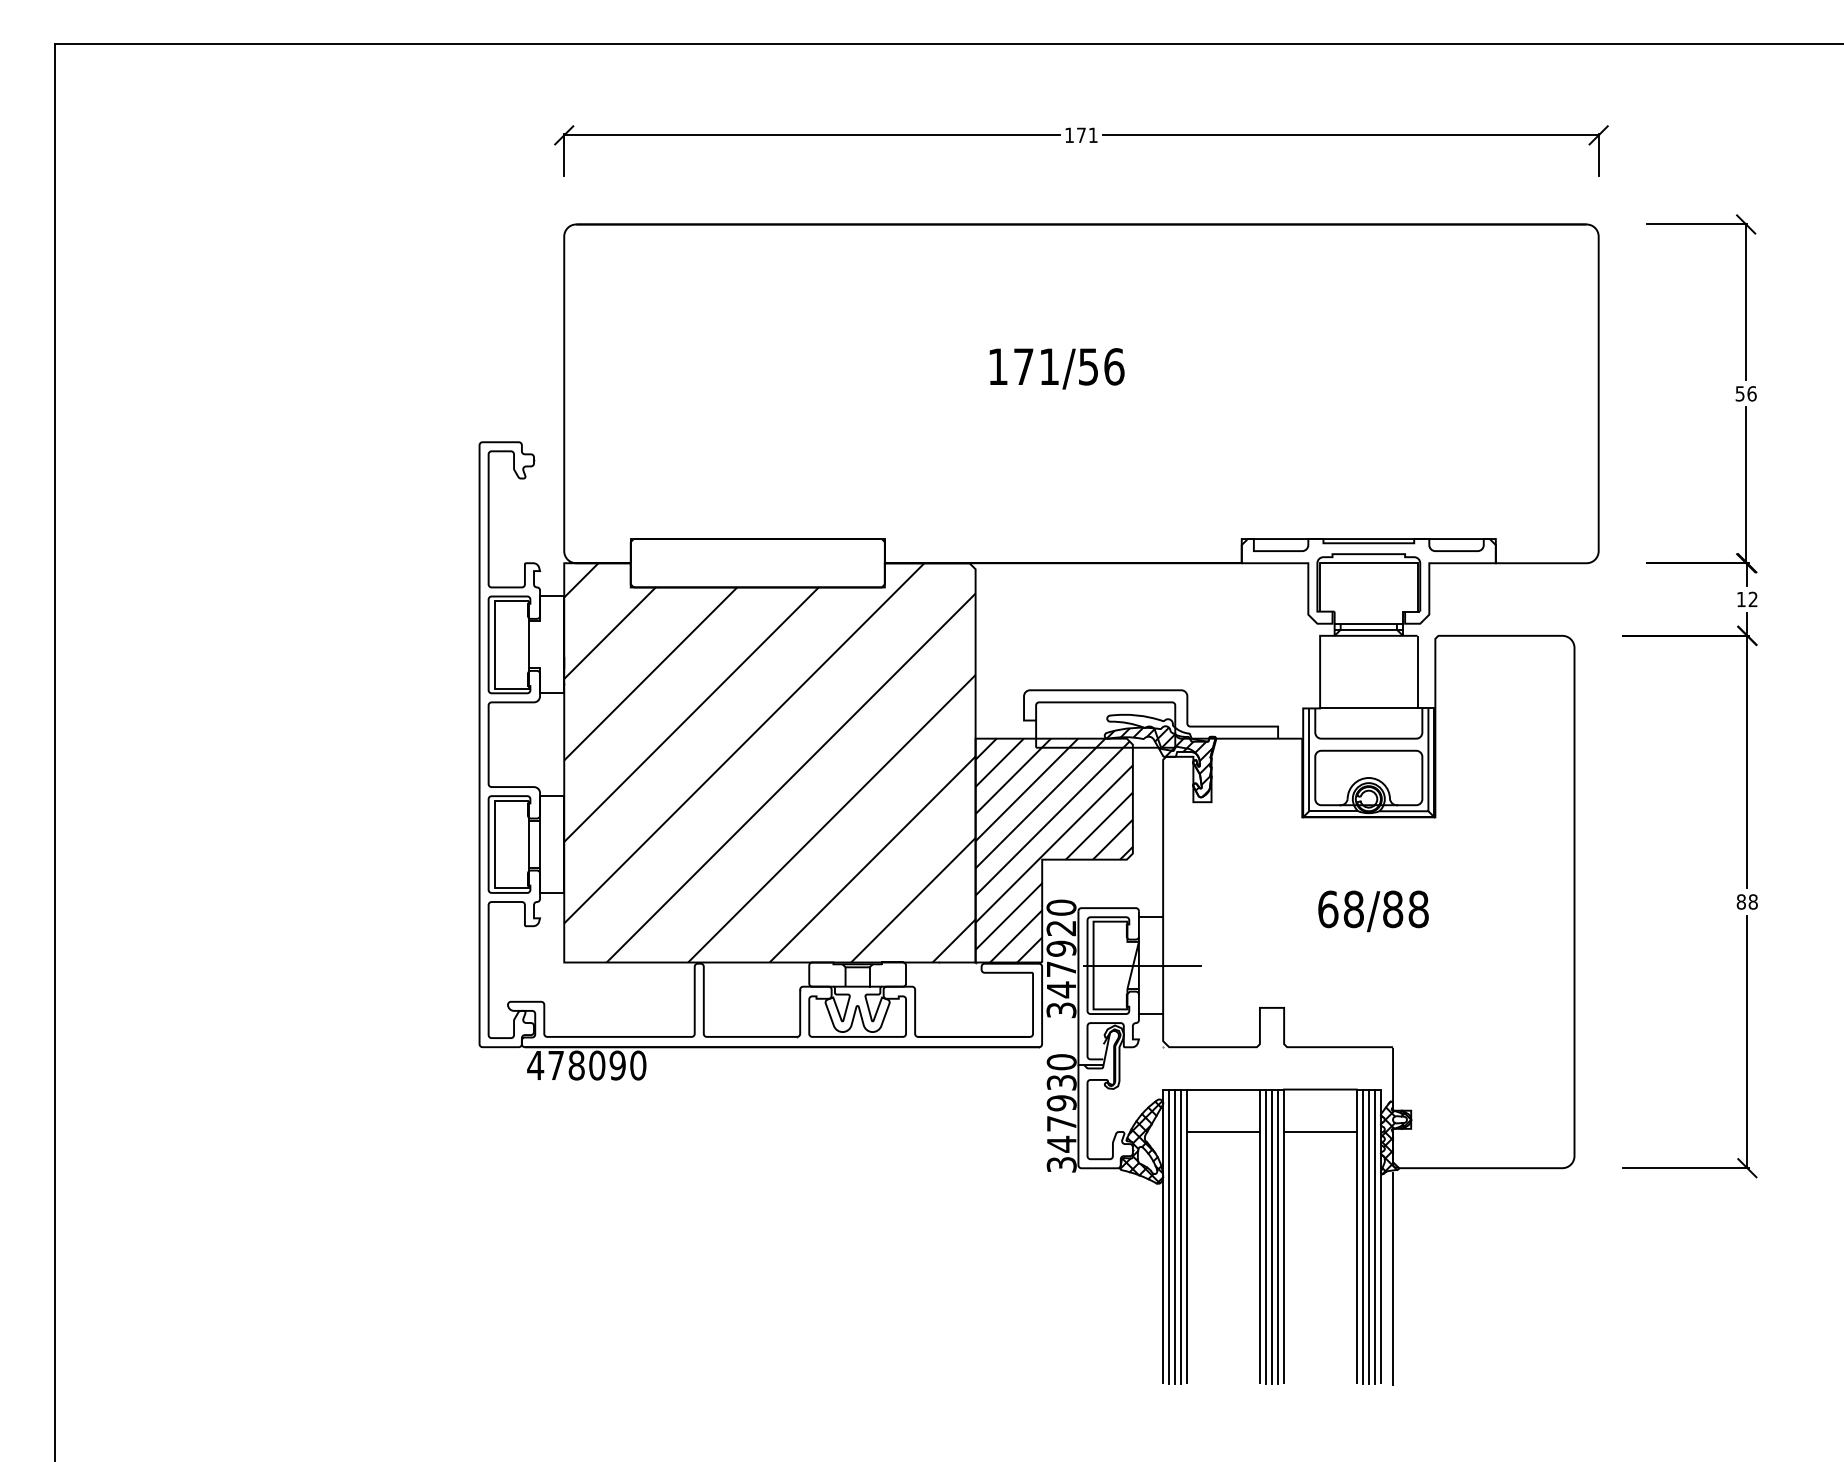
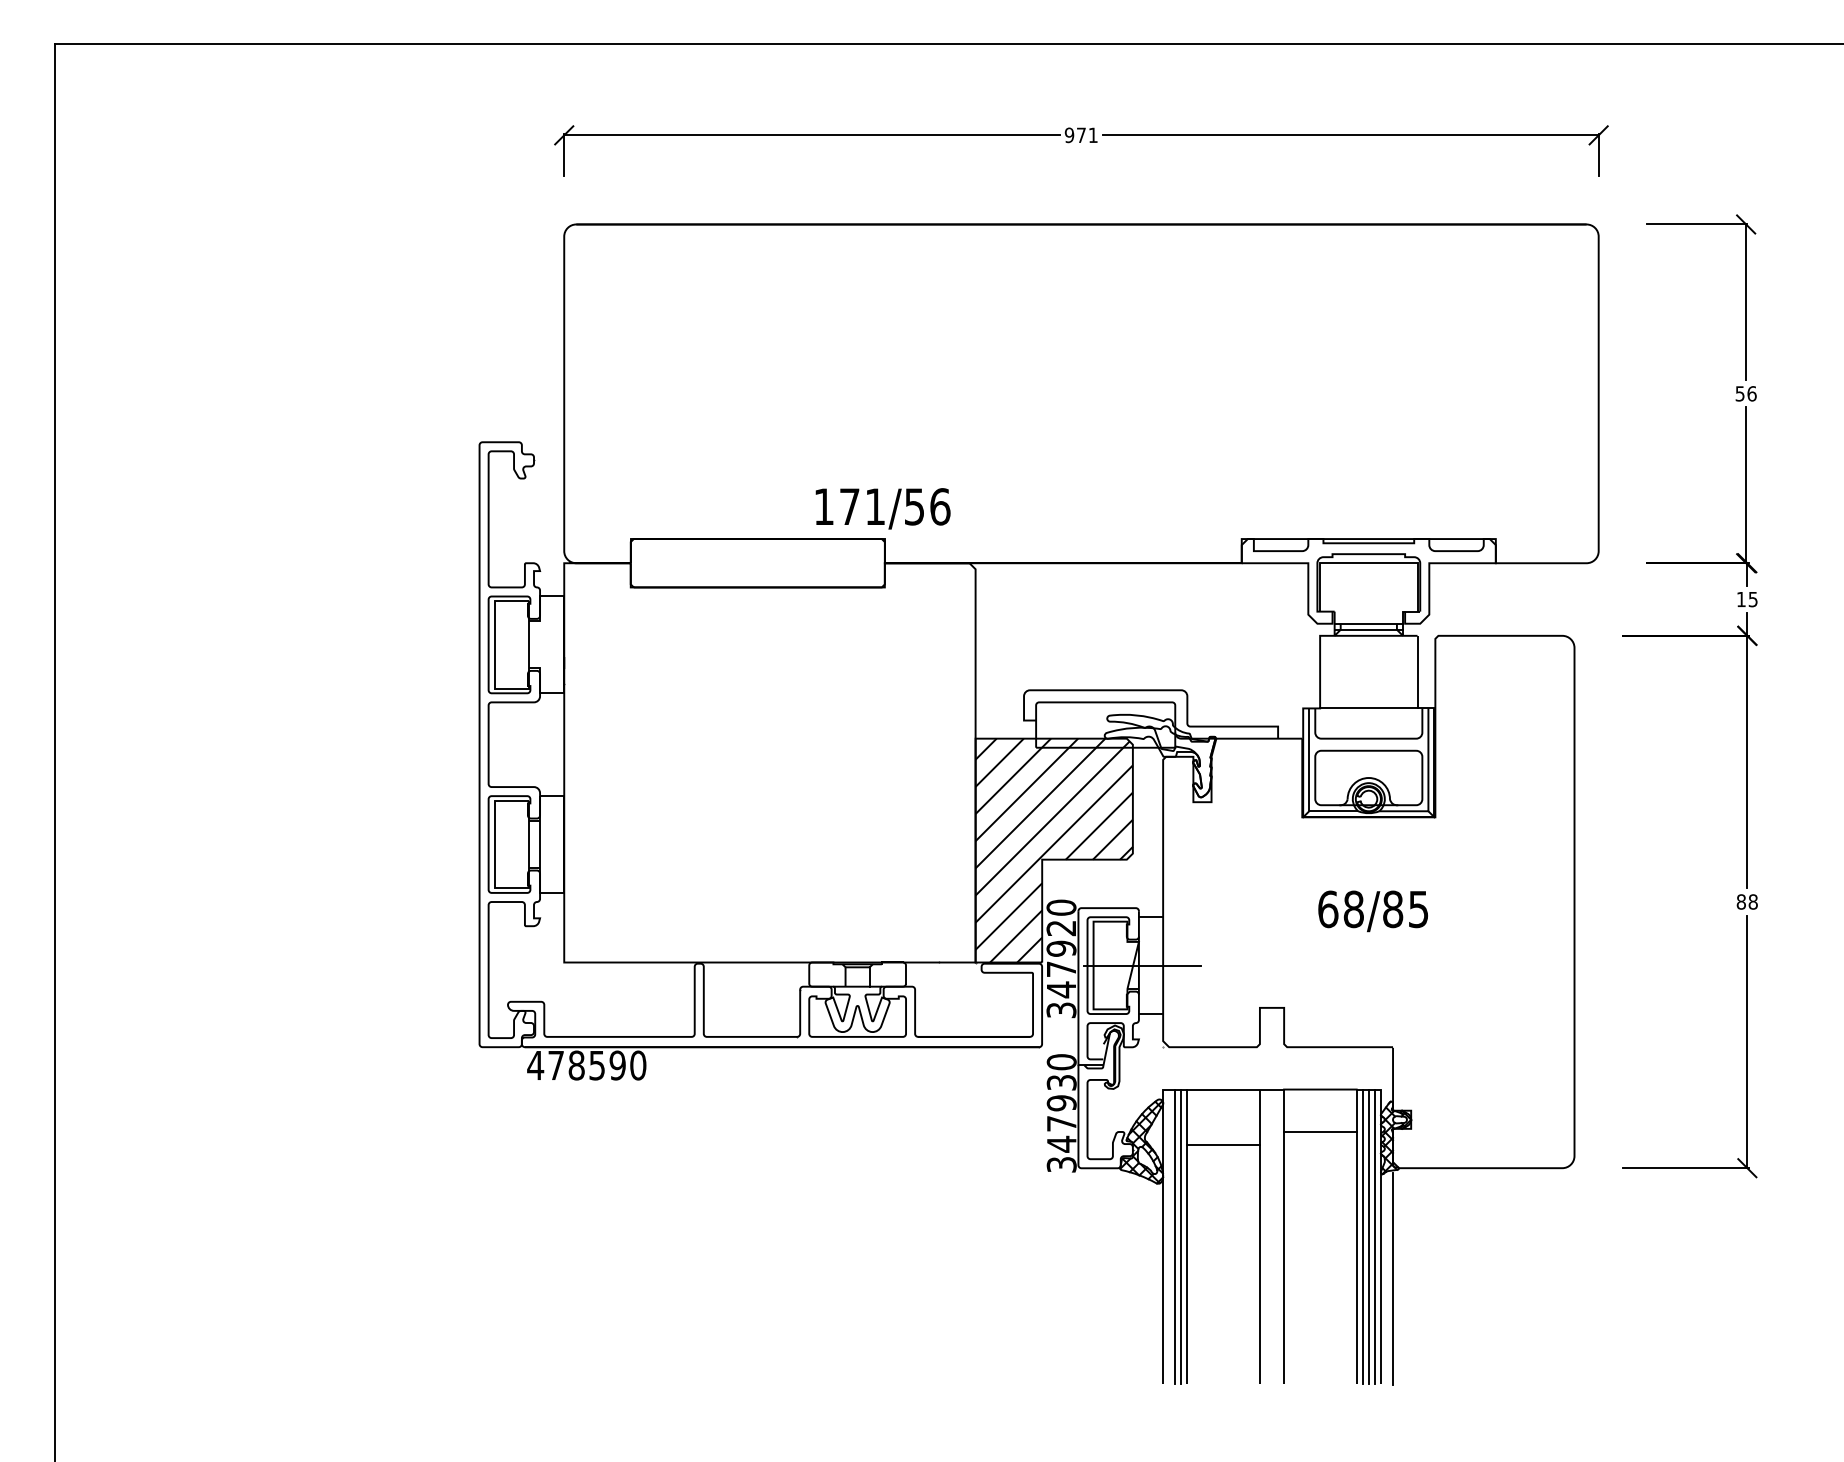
text: 171 -> 971 (1069, 135)
text position: (1056, 368) -> (882, 508) (882, 508)
text: 12 -> 15 (1752, 599)
hatch: present -> none (769, 762)
hatch: present -> none (1159, 762)
text: 68/88 -> 68/85 (1418, 909)
text: 478090 -> 478590 (597, 1065)
line position: (1223, 1131) -> (1223, 1144) (1223, 1144)
line: present -> none (1169, 1236)
line: present -> none (1265, 1236)
line: present -> none (1271, 1236)
line: present -> none (1278, 1236)
